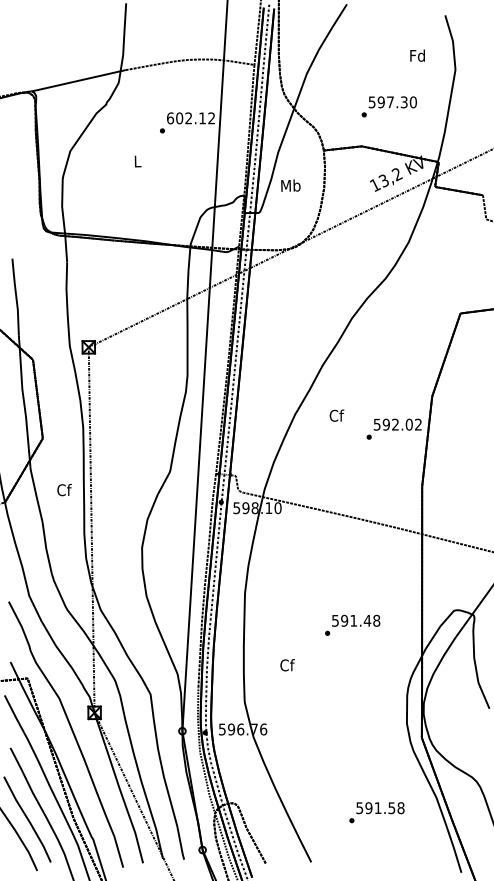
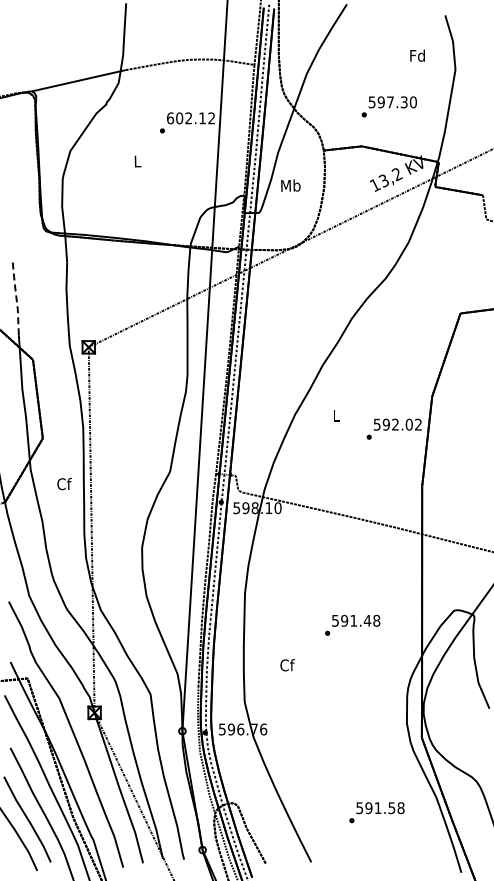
line: solid -> dashed (16, 296)
text: Cf -> L (336, 415)
text position: (64, 490) -> (64, 484) (64, 484)
